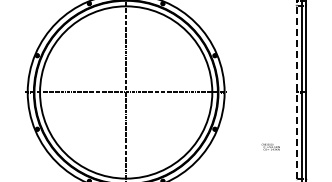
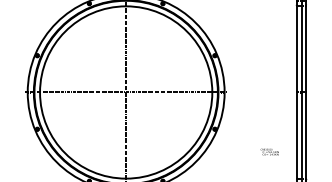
line: dashed -> solid (296, 91)
text position: (270, 146) -> (269, 151) (269, 151)
